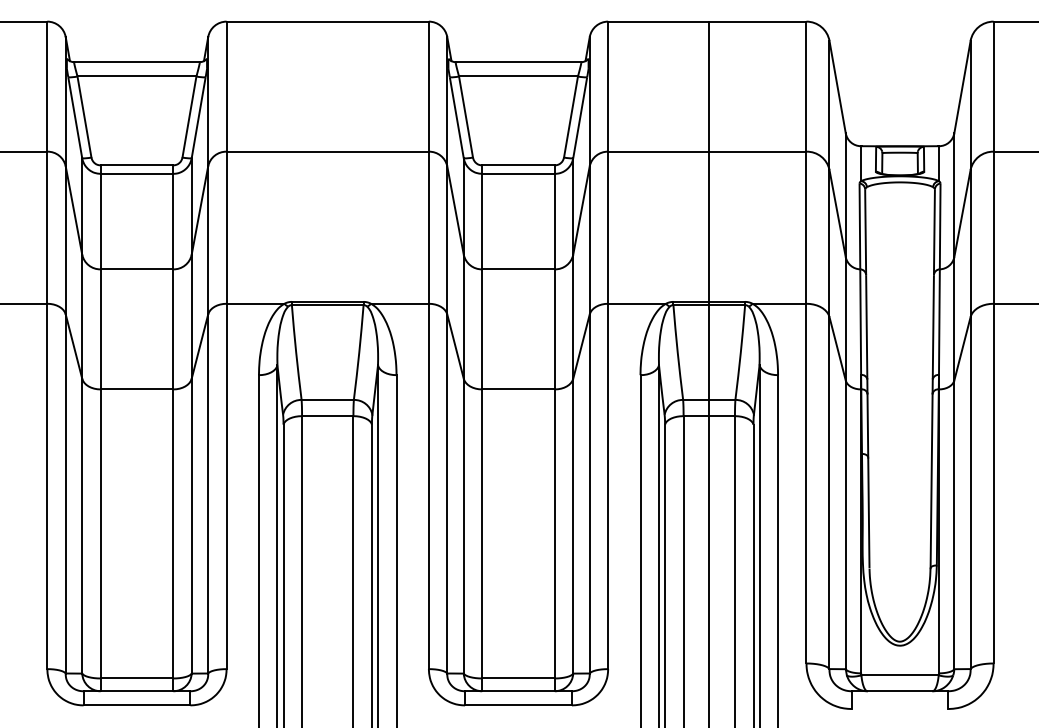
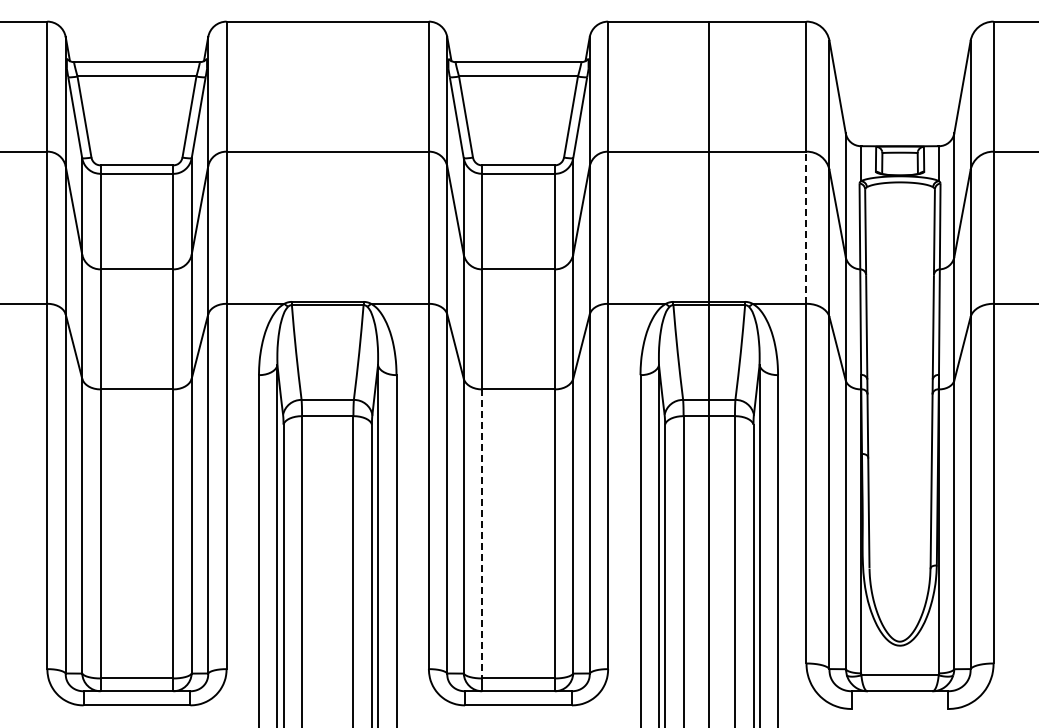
line: solid -> dashed (806, 227)
line: solid -> dashed (482, 533)
